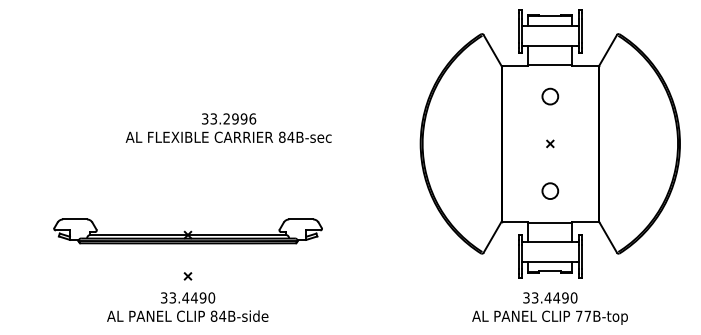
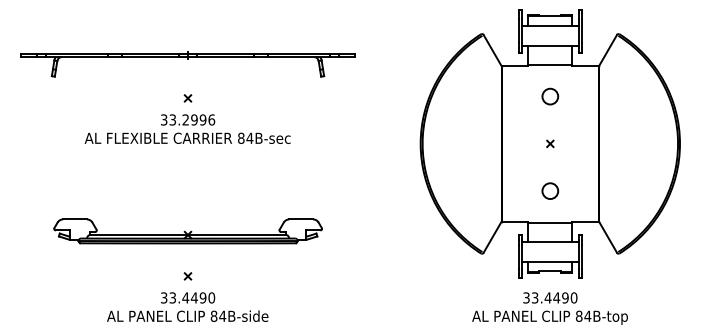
part: none -> present (187, 59)
text position: (228, 127) -> (187, 128) (187, 128)
text: 77B-top -> 84B-top (583, 315)
